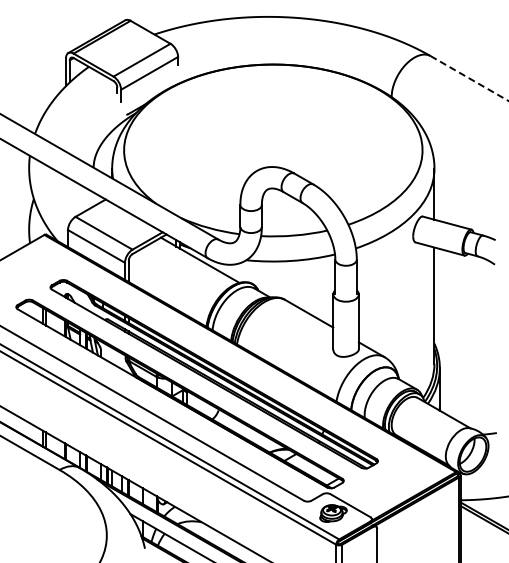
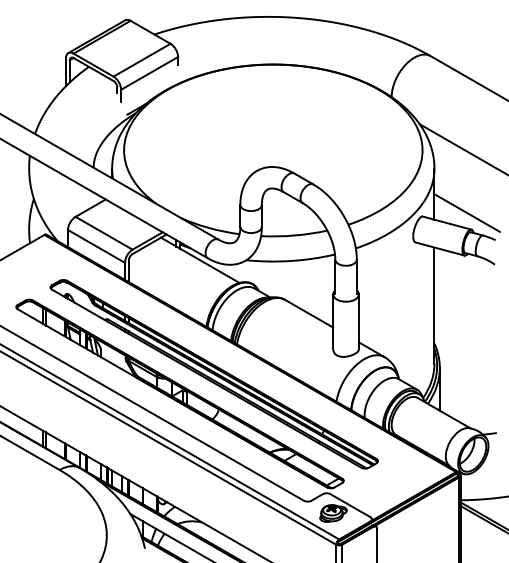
line: dashed -> solid (469, 78)
line: none -> present (462, 148)
line: none -> present (466, 212)
